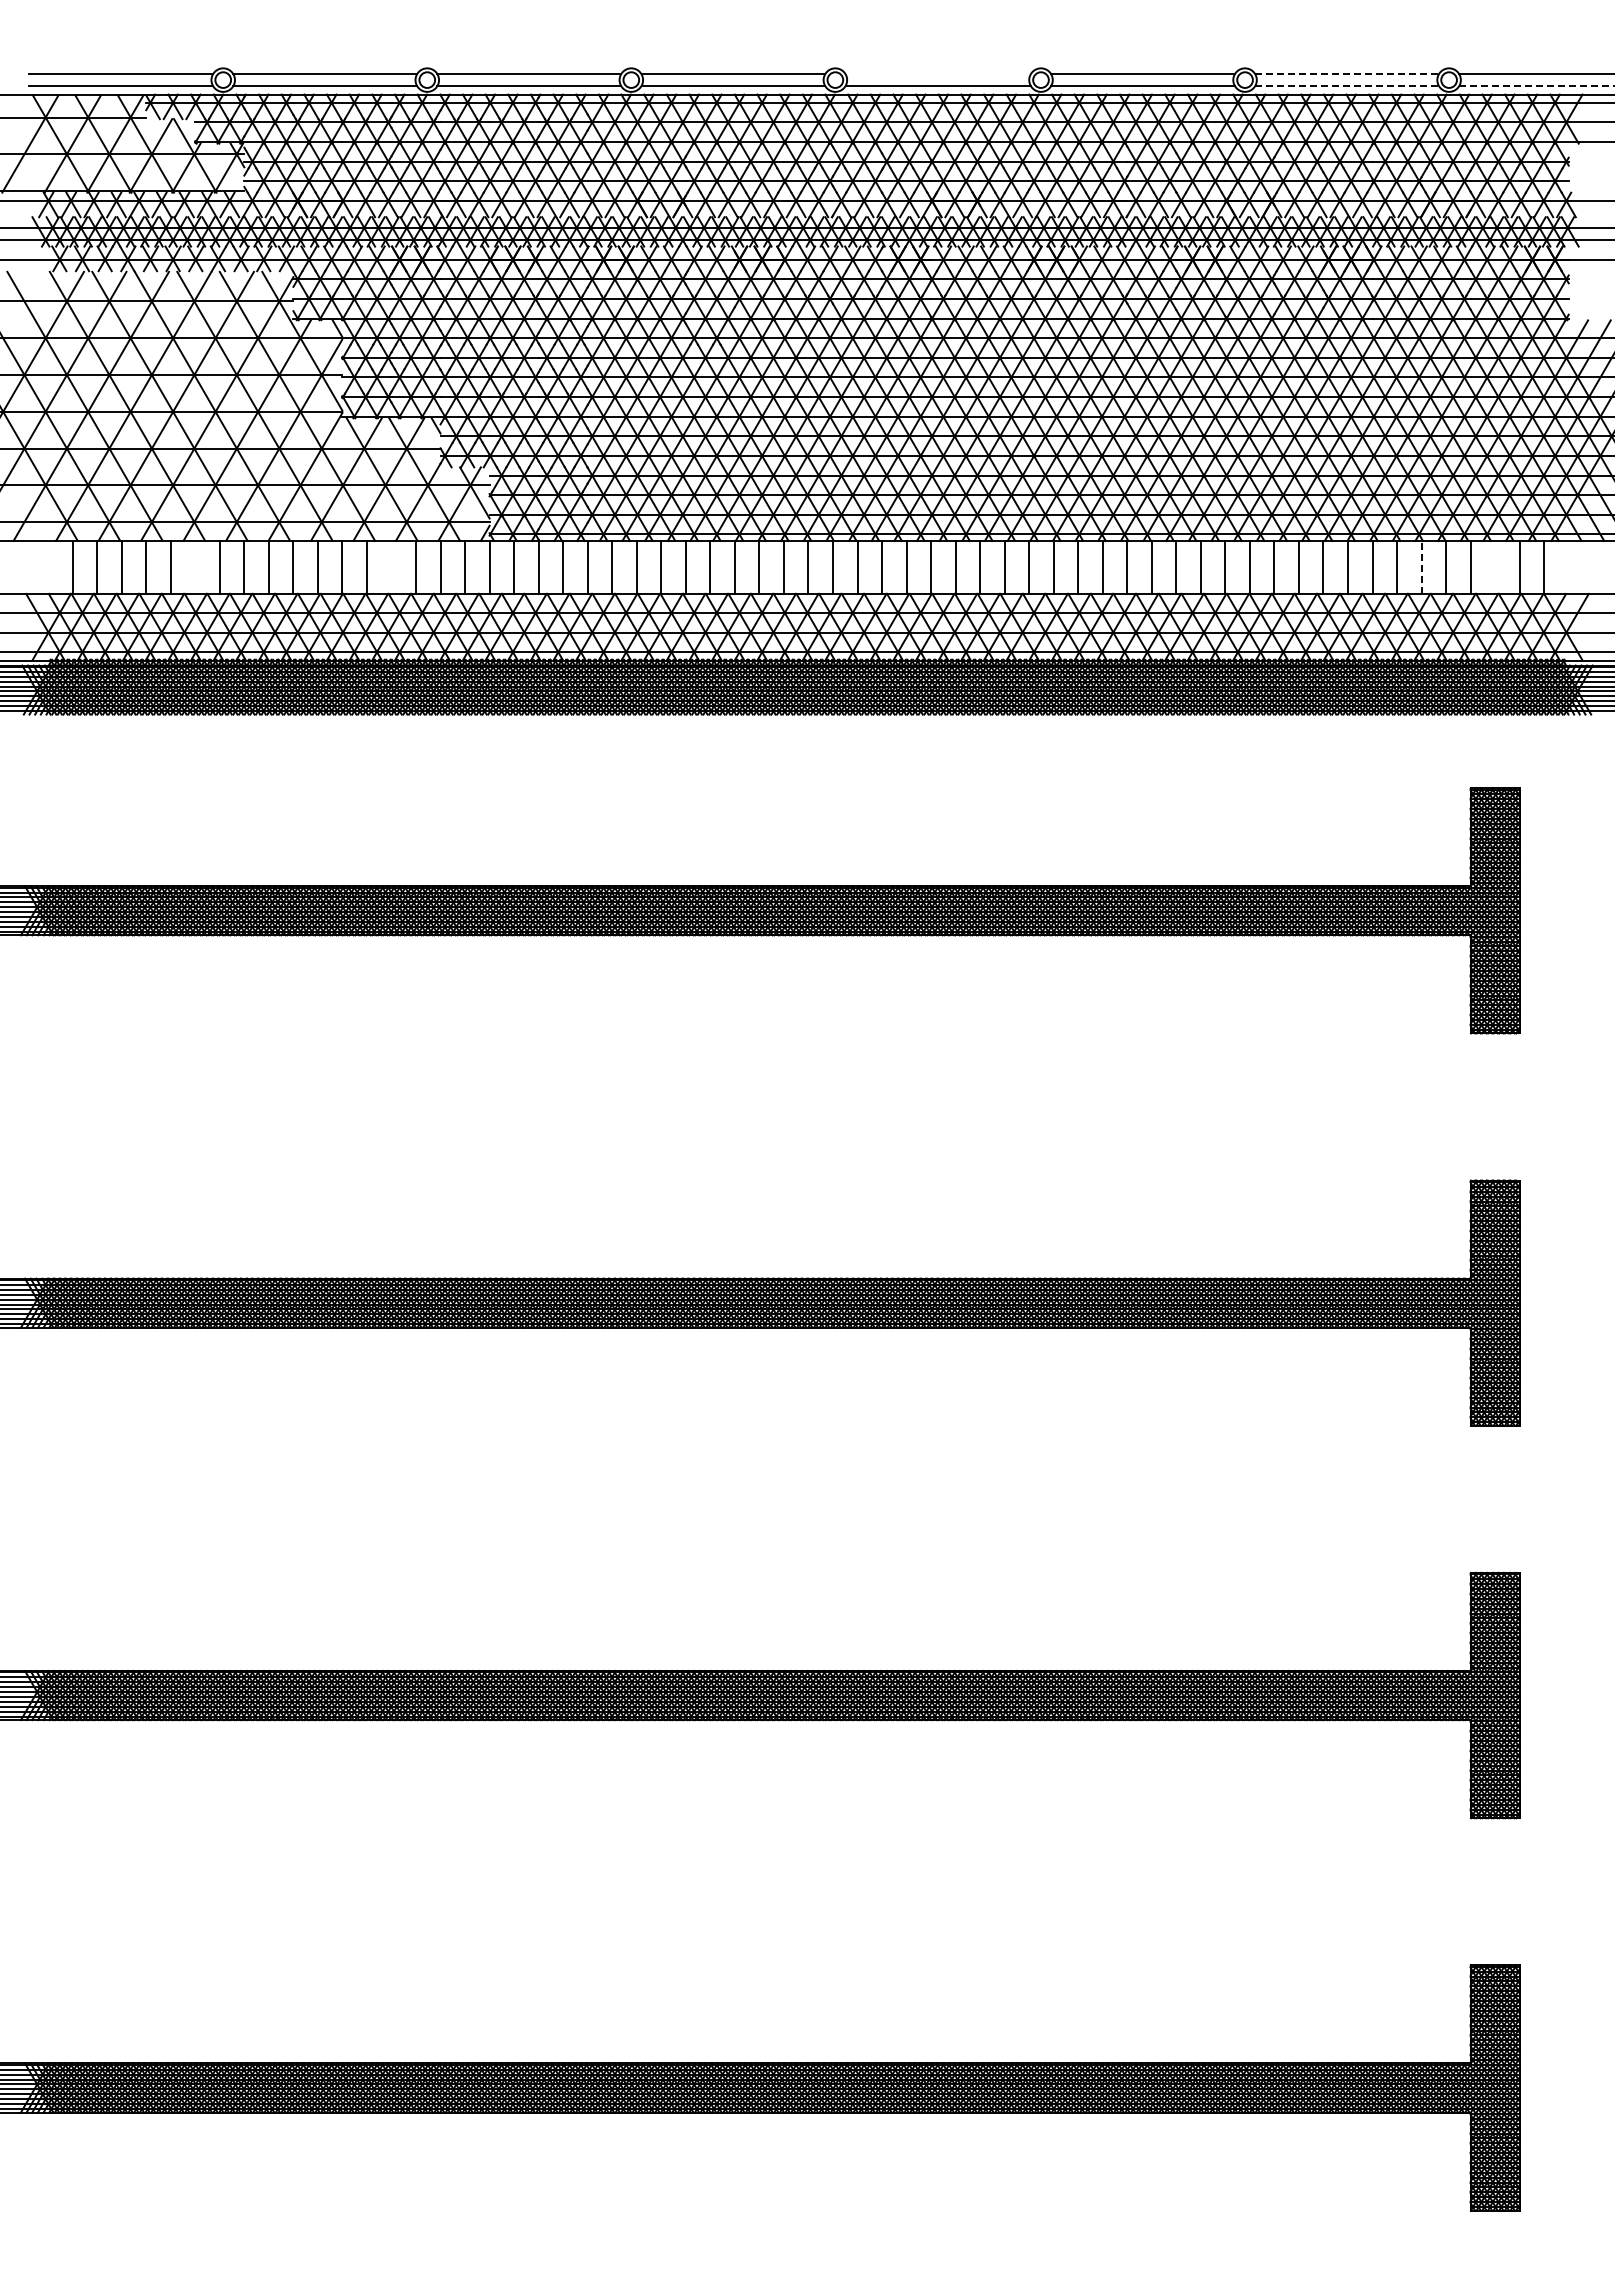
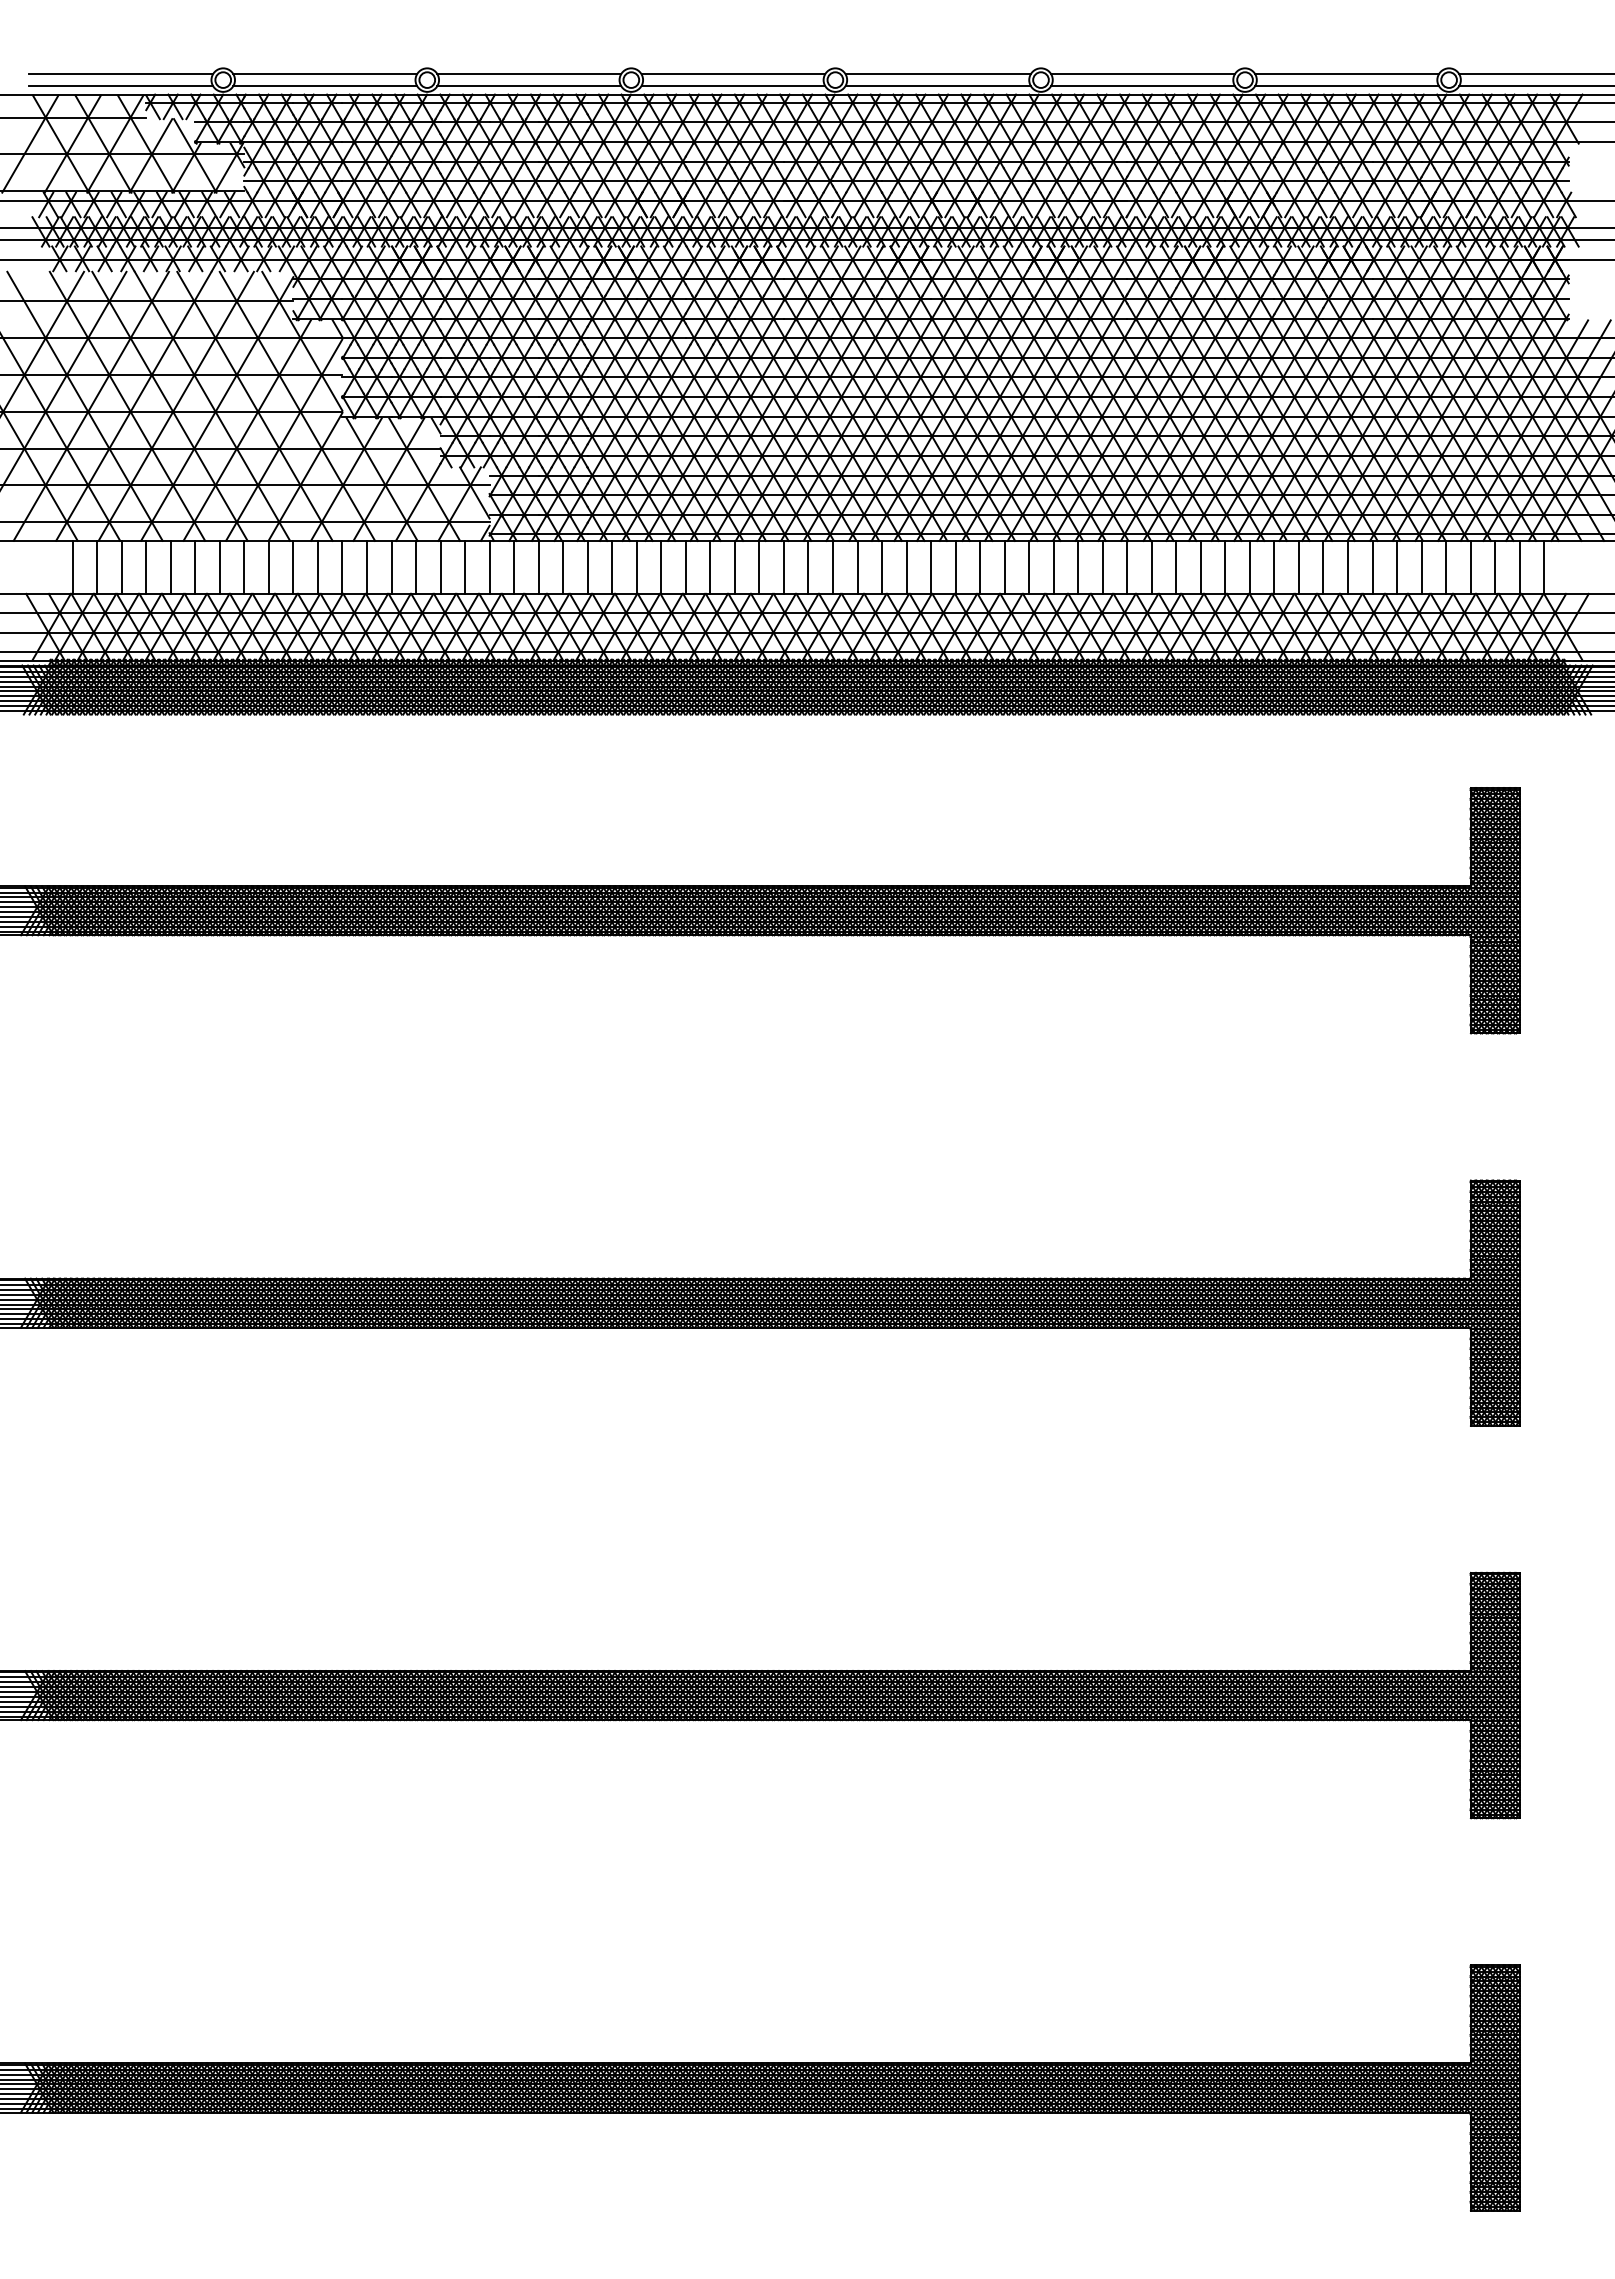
line: none -> present (937, 74)
line: dashed -> solid (1347, 74)
line: dashed -> solid (1347, 86)
line: dashed -> solid (1537, 86)
line: none -> present (195, 566)
line: none -> present (391, 566)
line: dashed -> solid (1421, 566)
line: none -> present (1495, 566)
